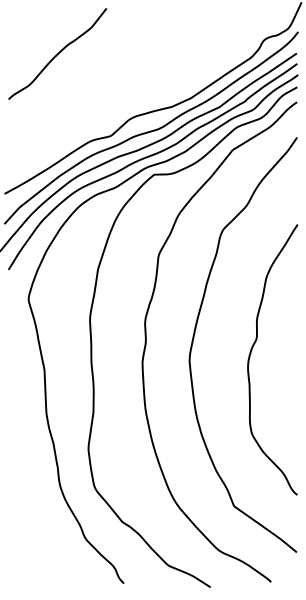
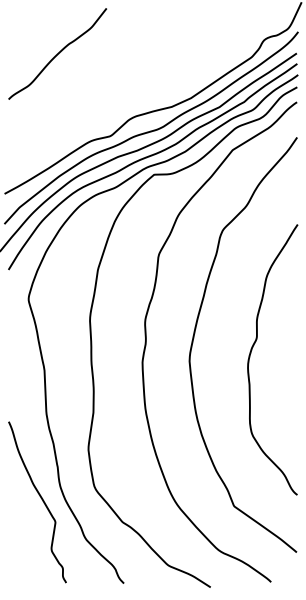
curve: none -> present (40, 498)
